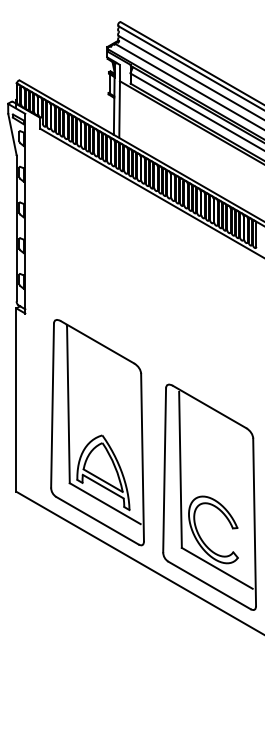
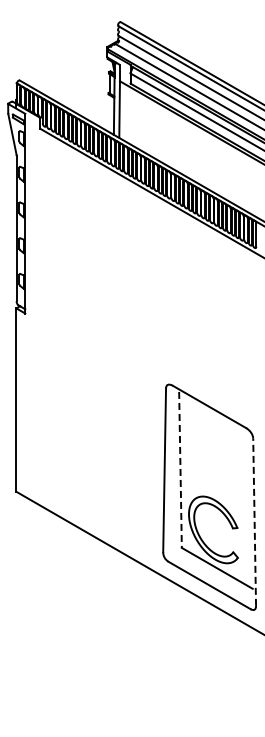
part: present -> none (97, 432)
line: solid -> dashed (180, 469)
line: solid -> dashed (254, 522)
